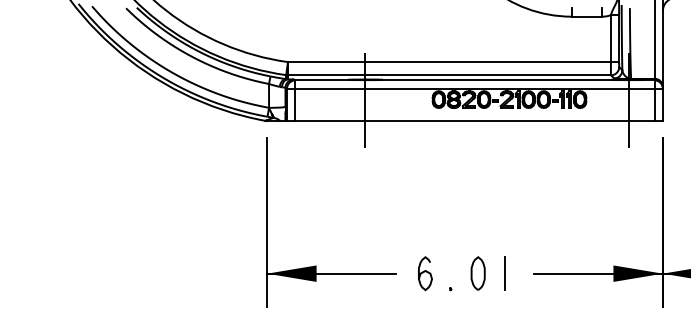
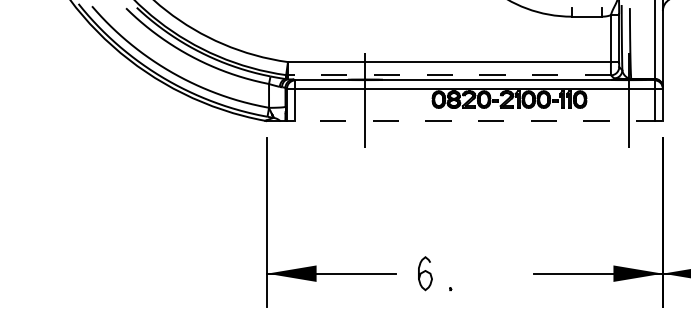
line: solid -> dashed (449, 75)
line: solid -> dashed (465, 121)
part: present -> none (477, 273)
line: present -> none (504, 273)
